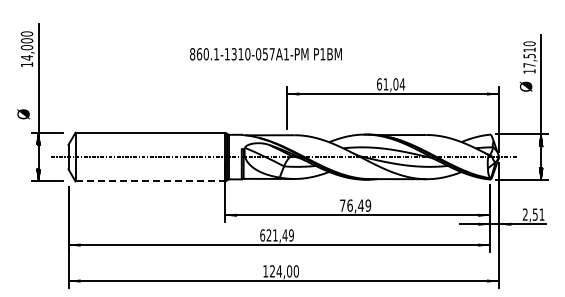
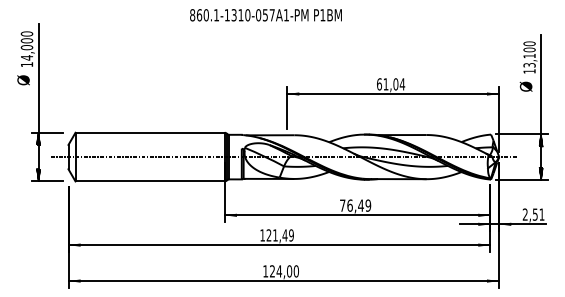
text position: (265, 54) -> (265, 15) (265, 15)
text: 17,510 -> 13,100 (529, 57)
text position: (23, 114) -> (23, 80) (23, 80)
line: dashed -> solid (150, 181)
text: 621,49 -> 121,49 (262, 235)
